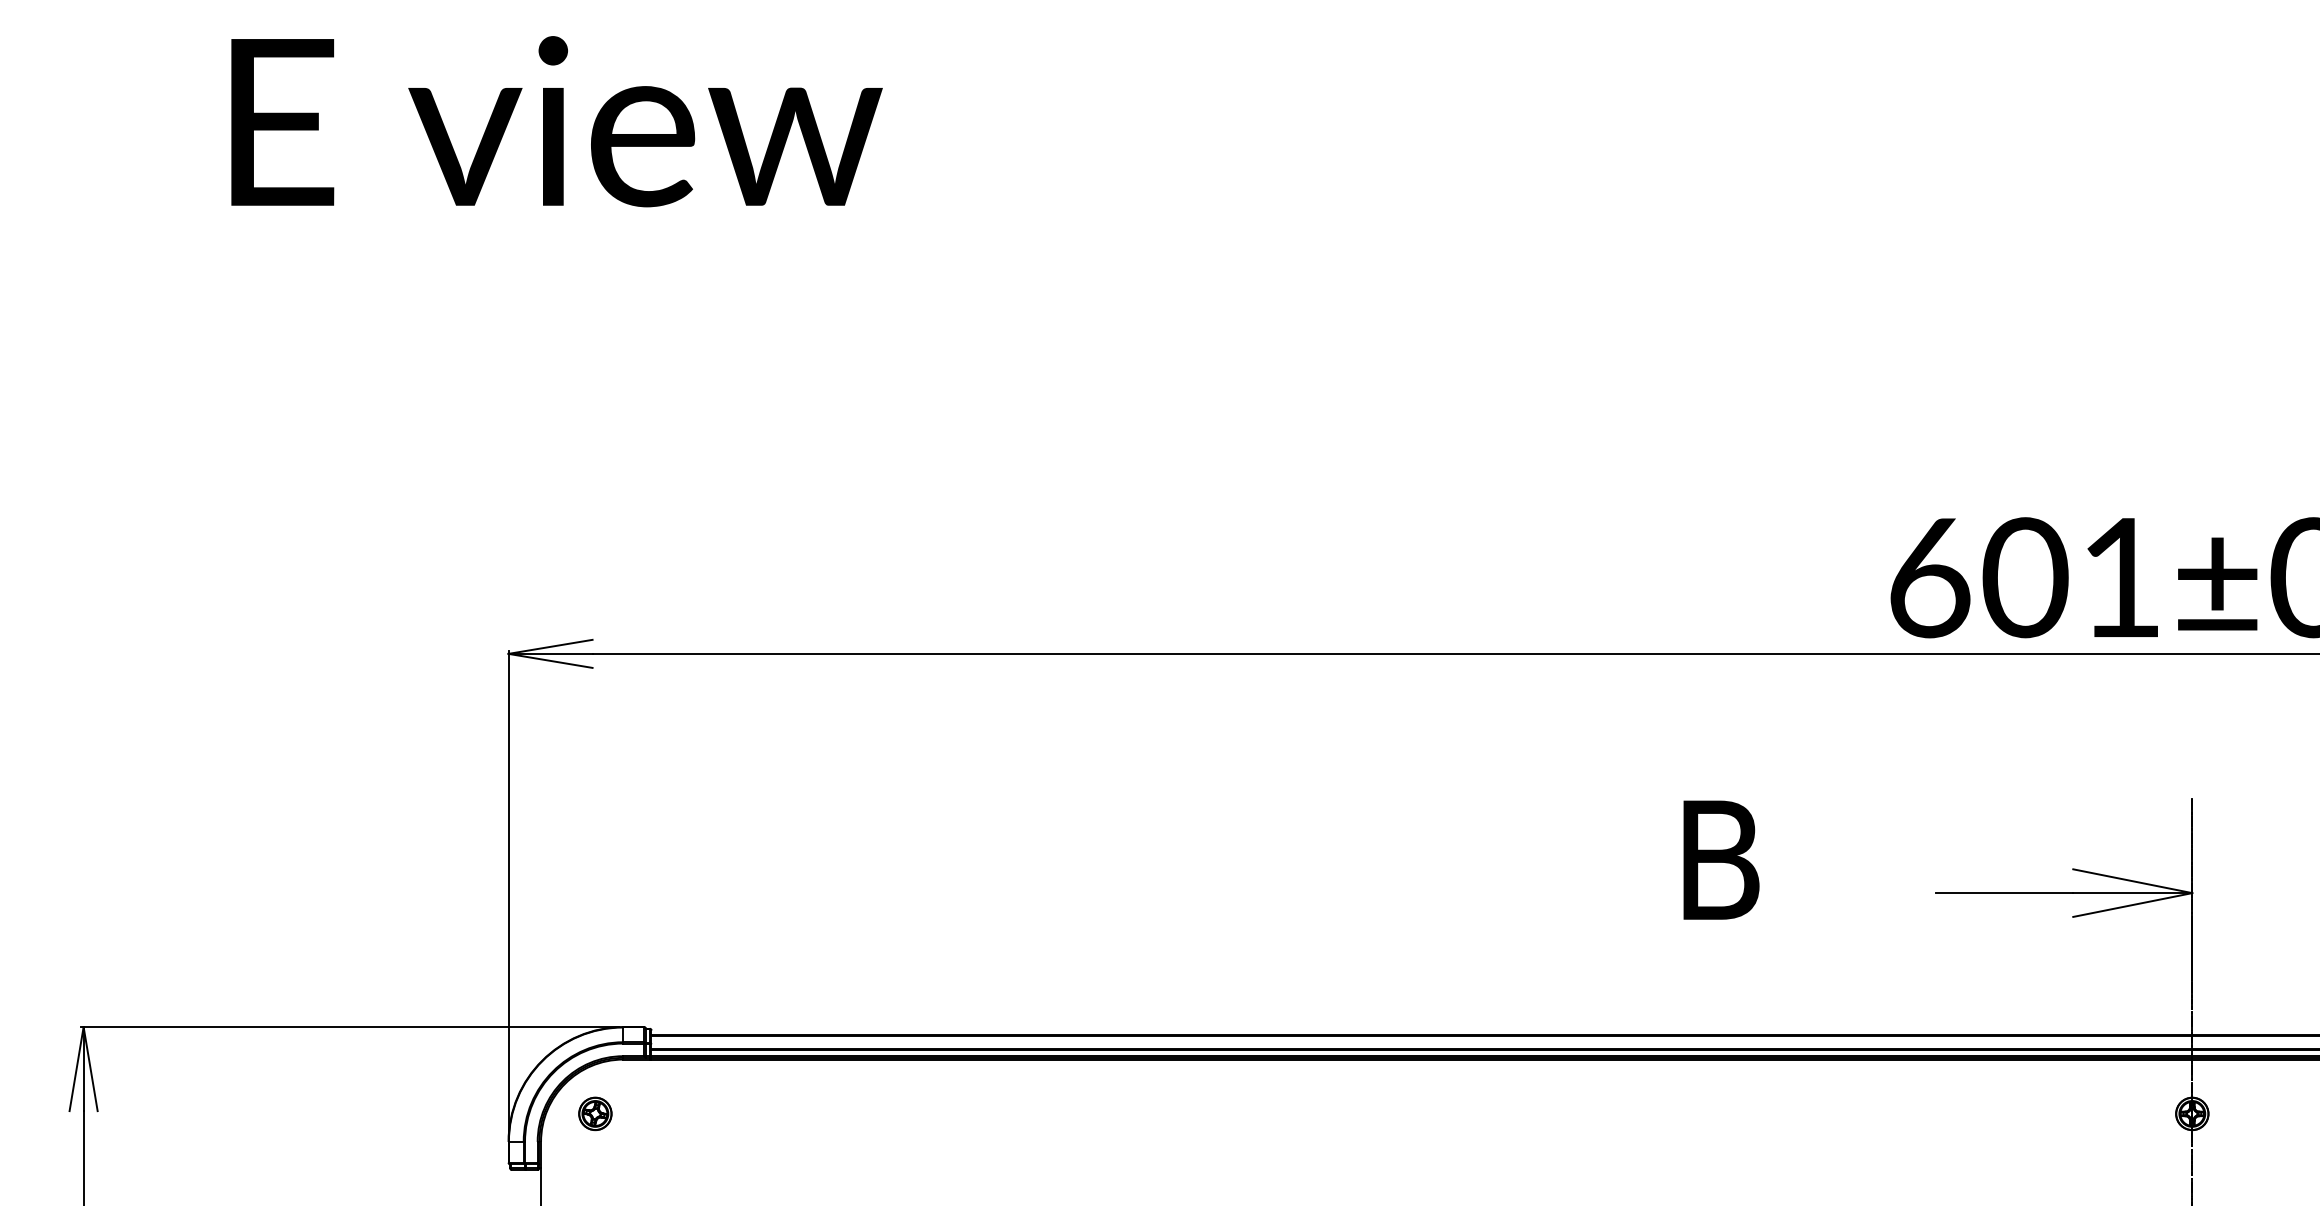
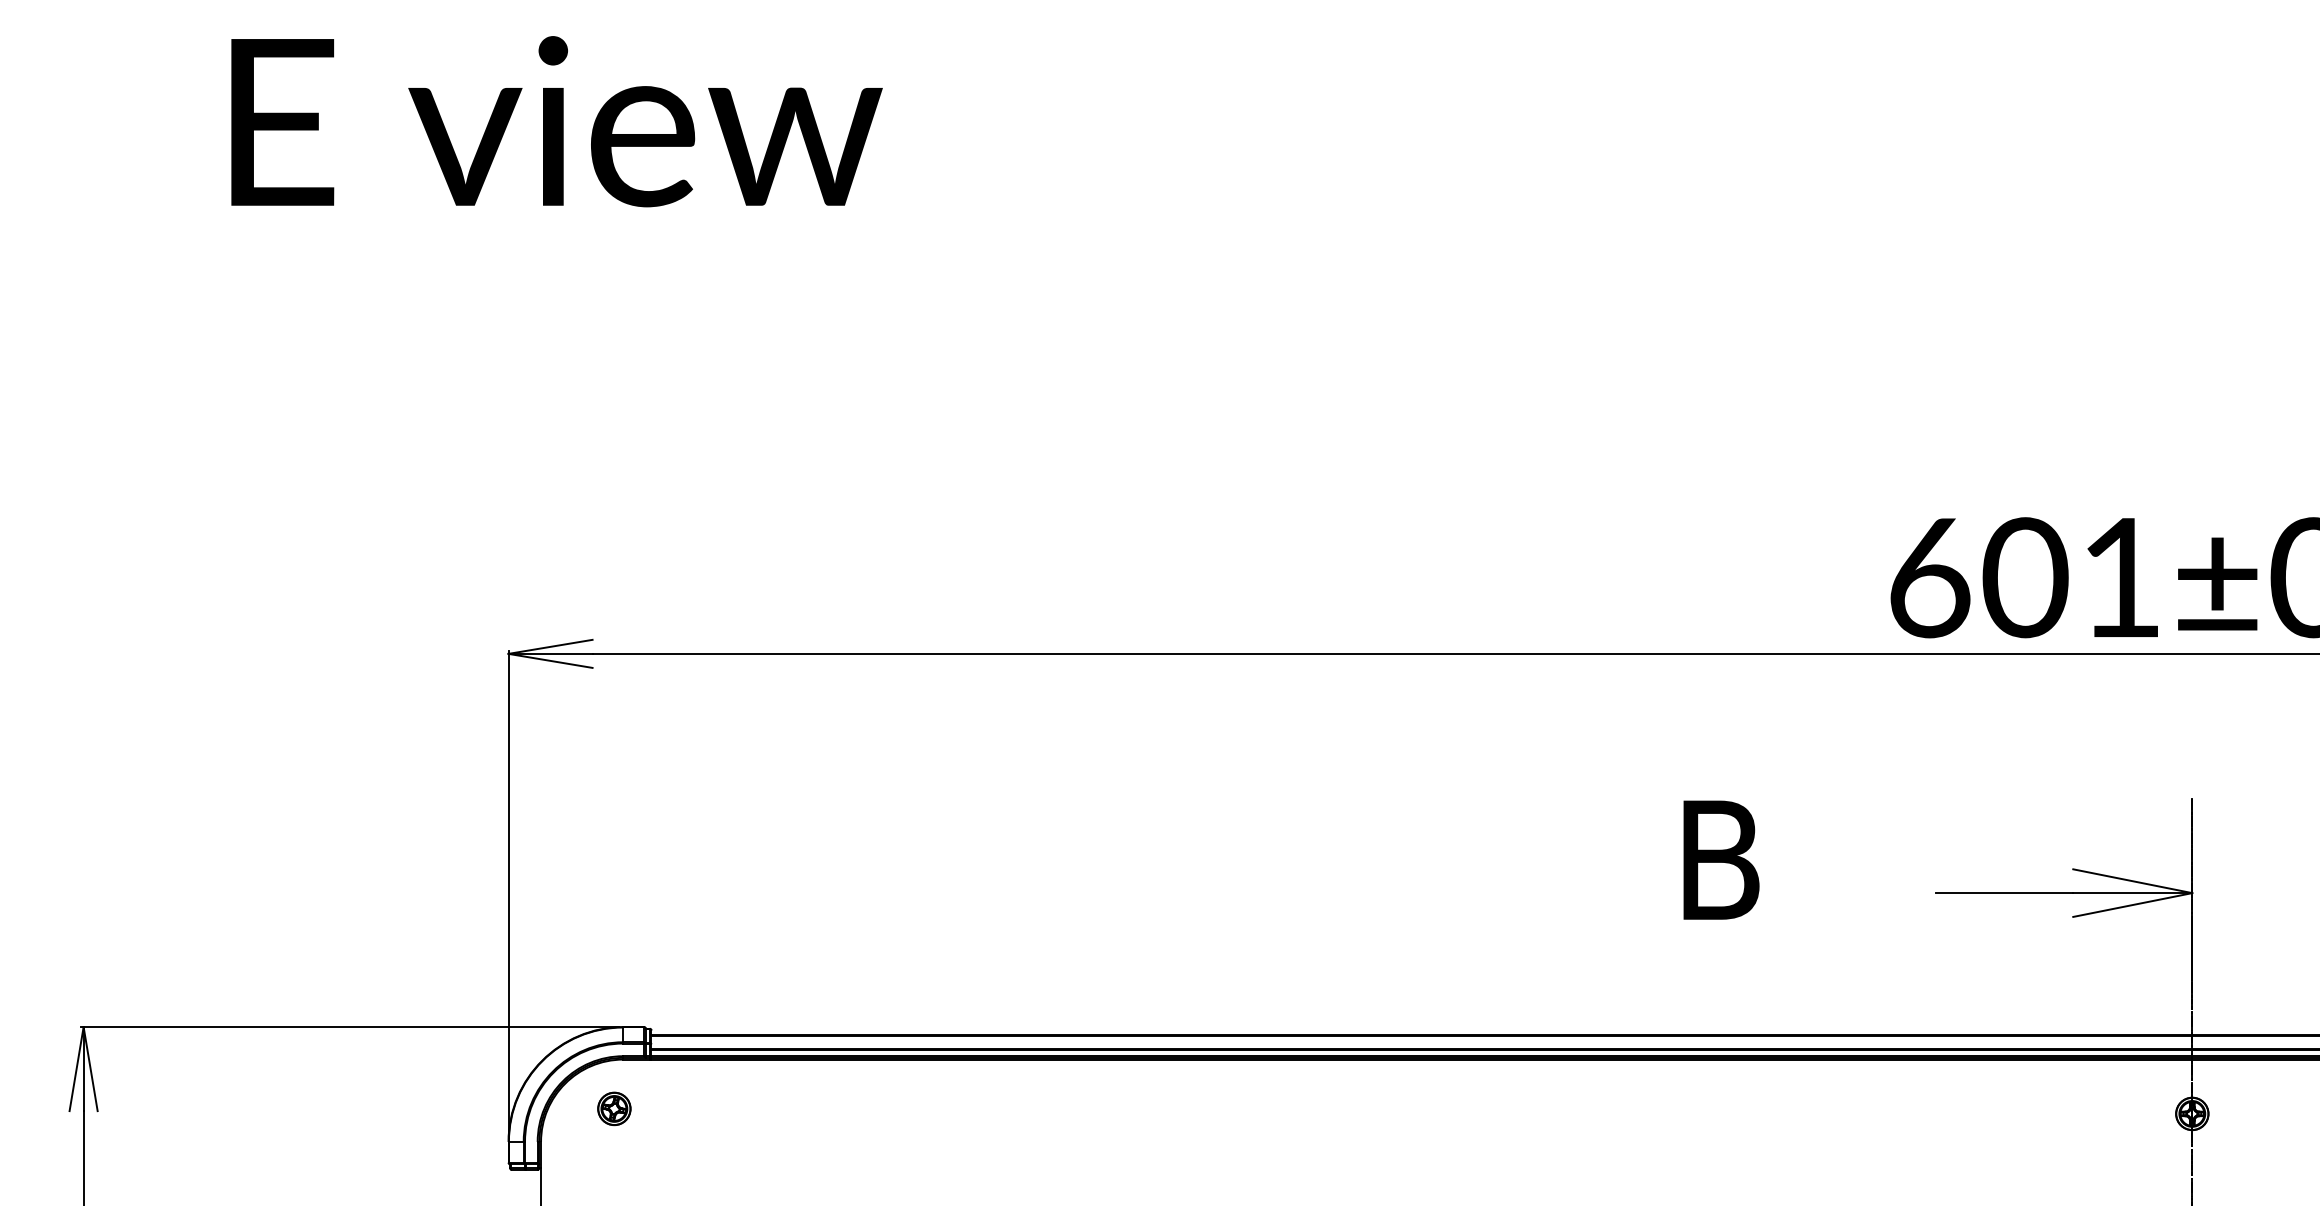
part position: (595, 1113) -> (614, 1108) (614, 1108)
